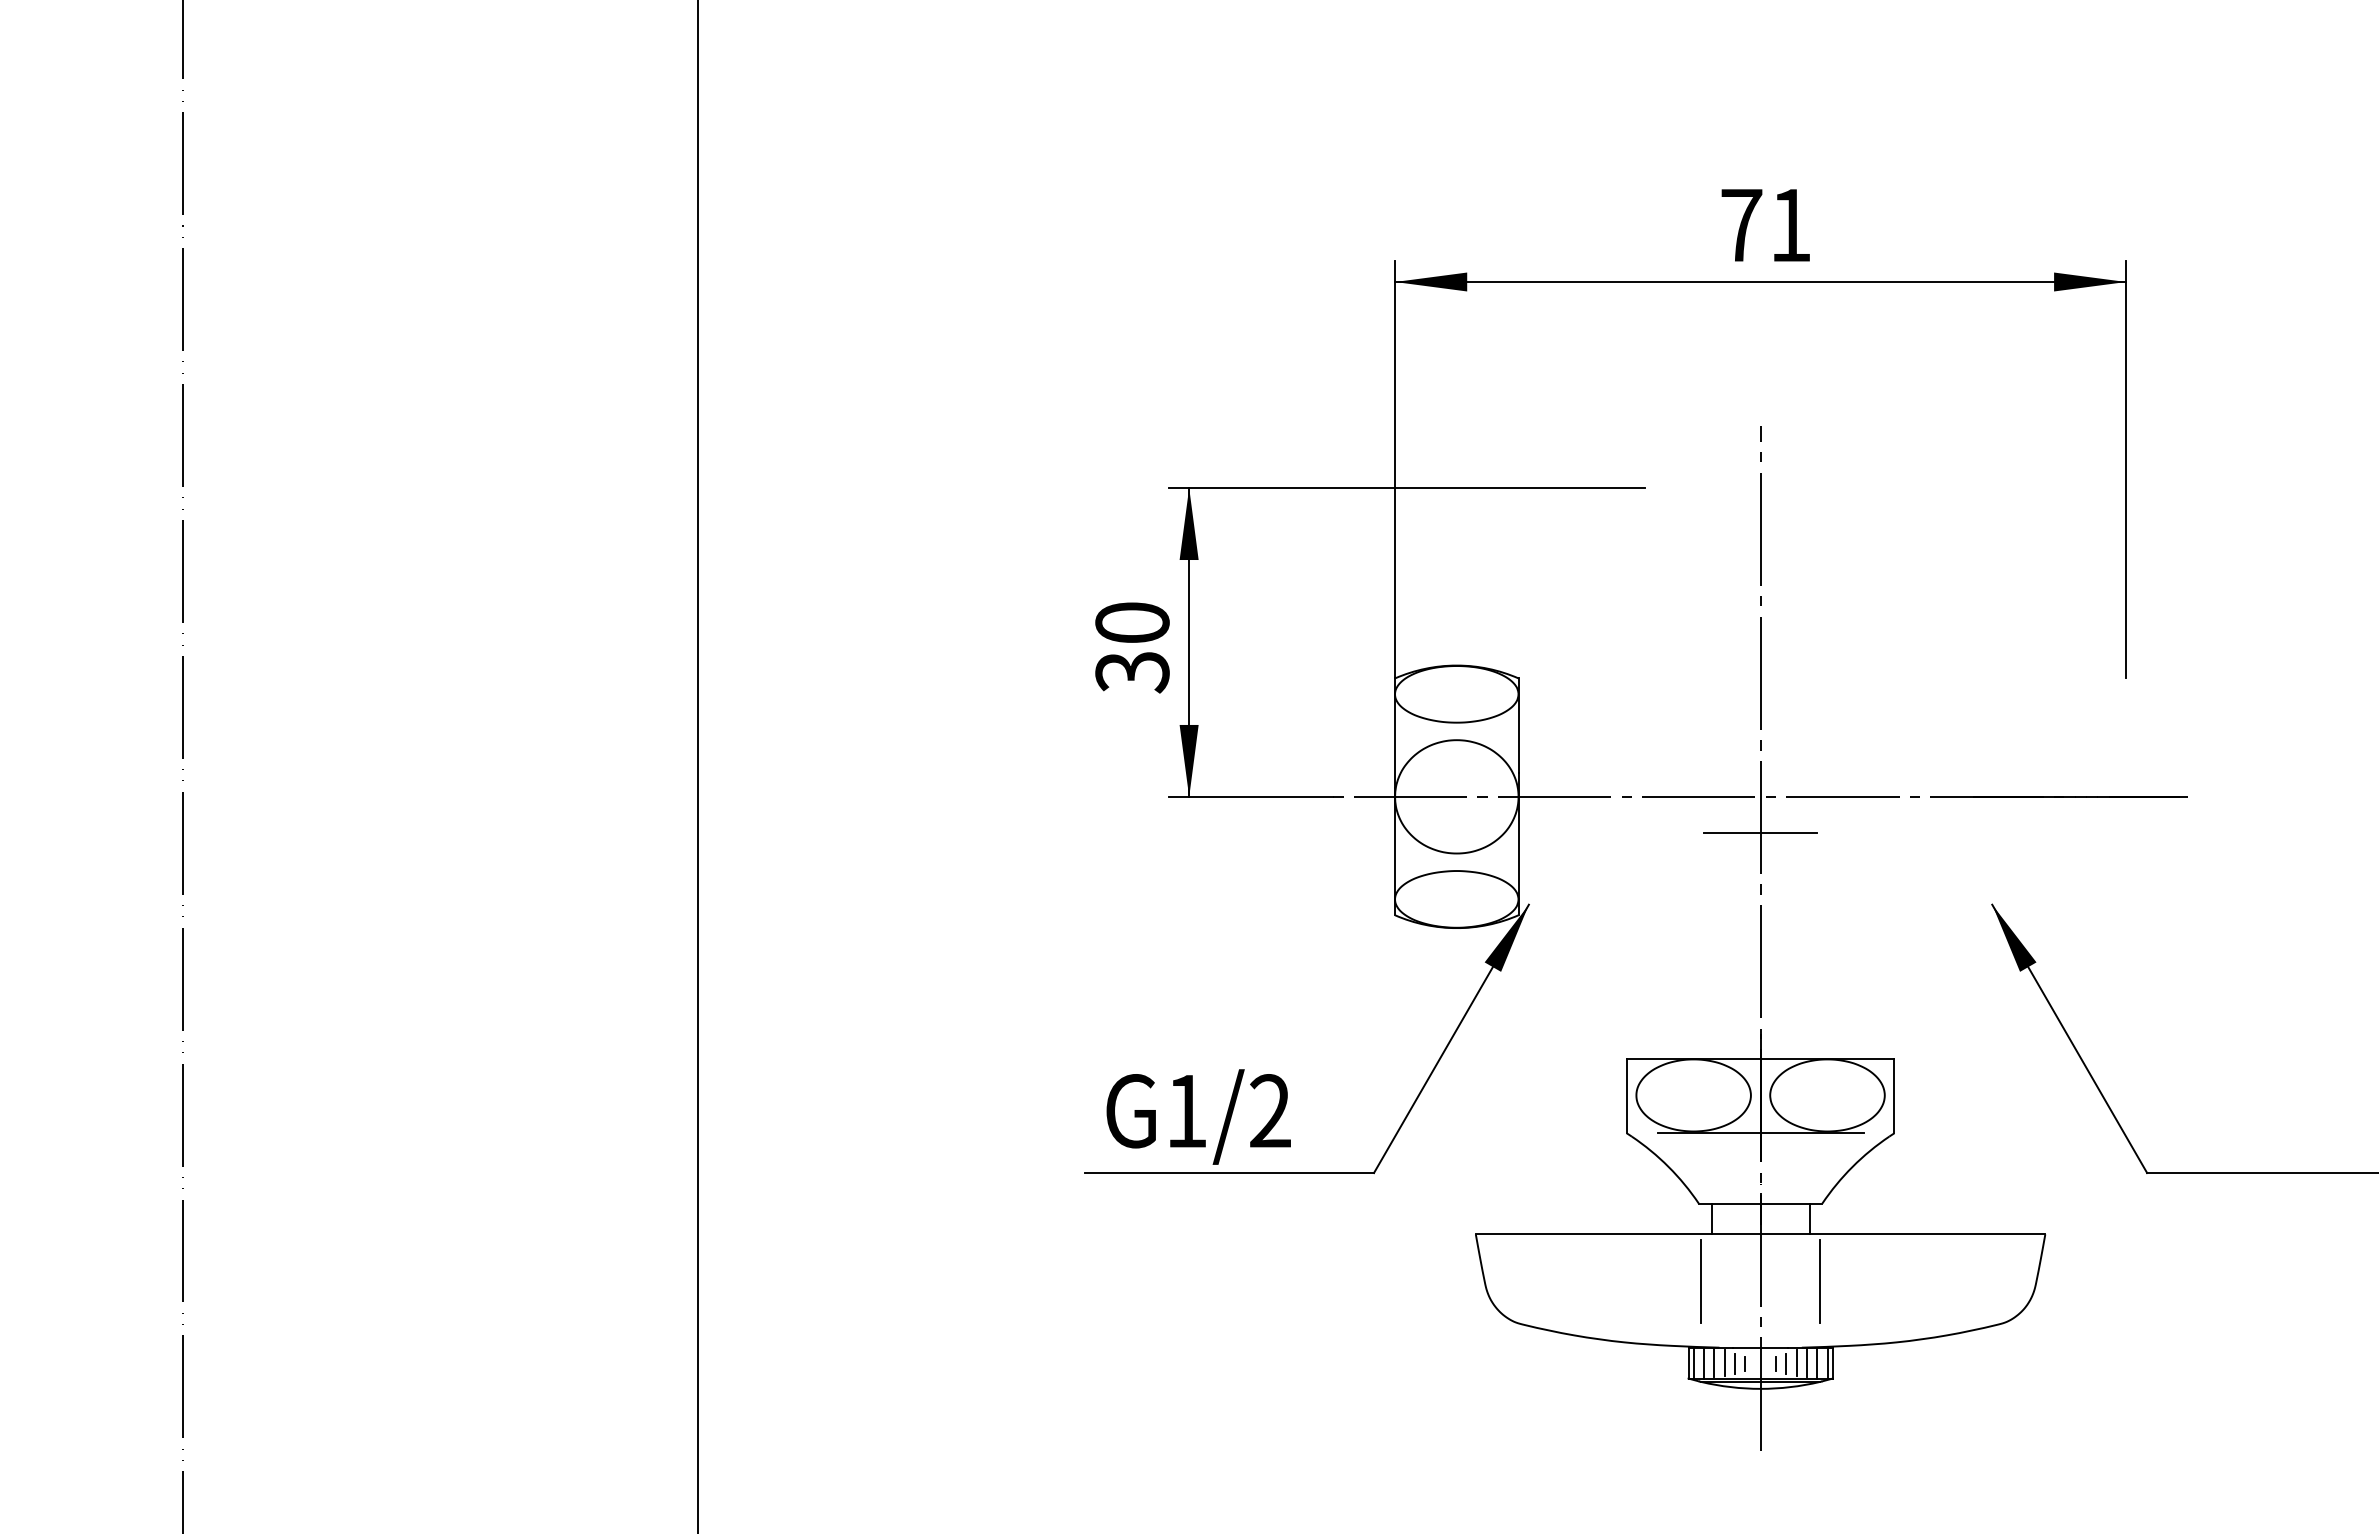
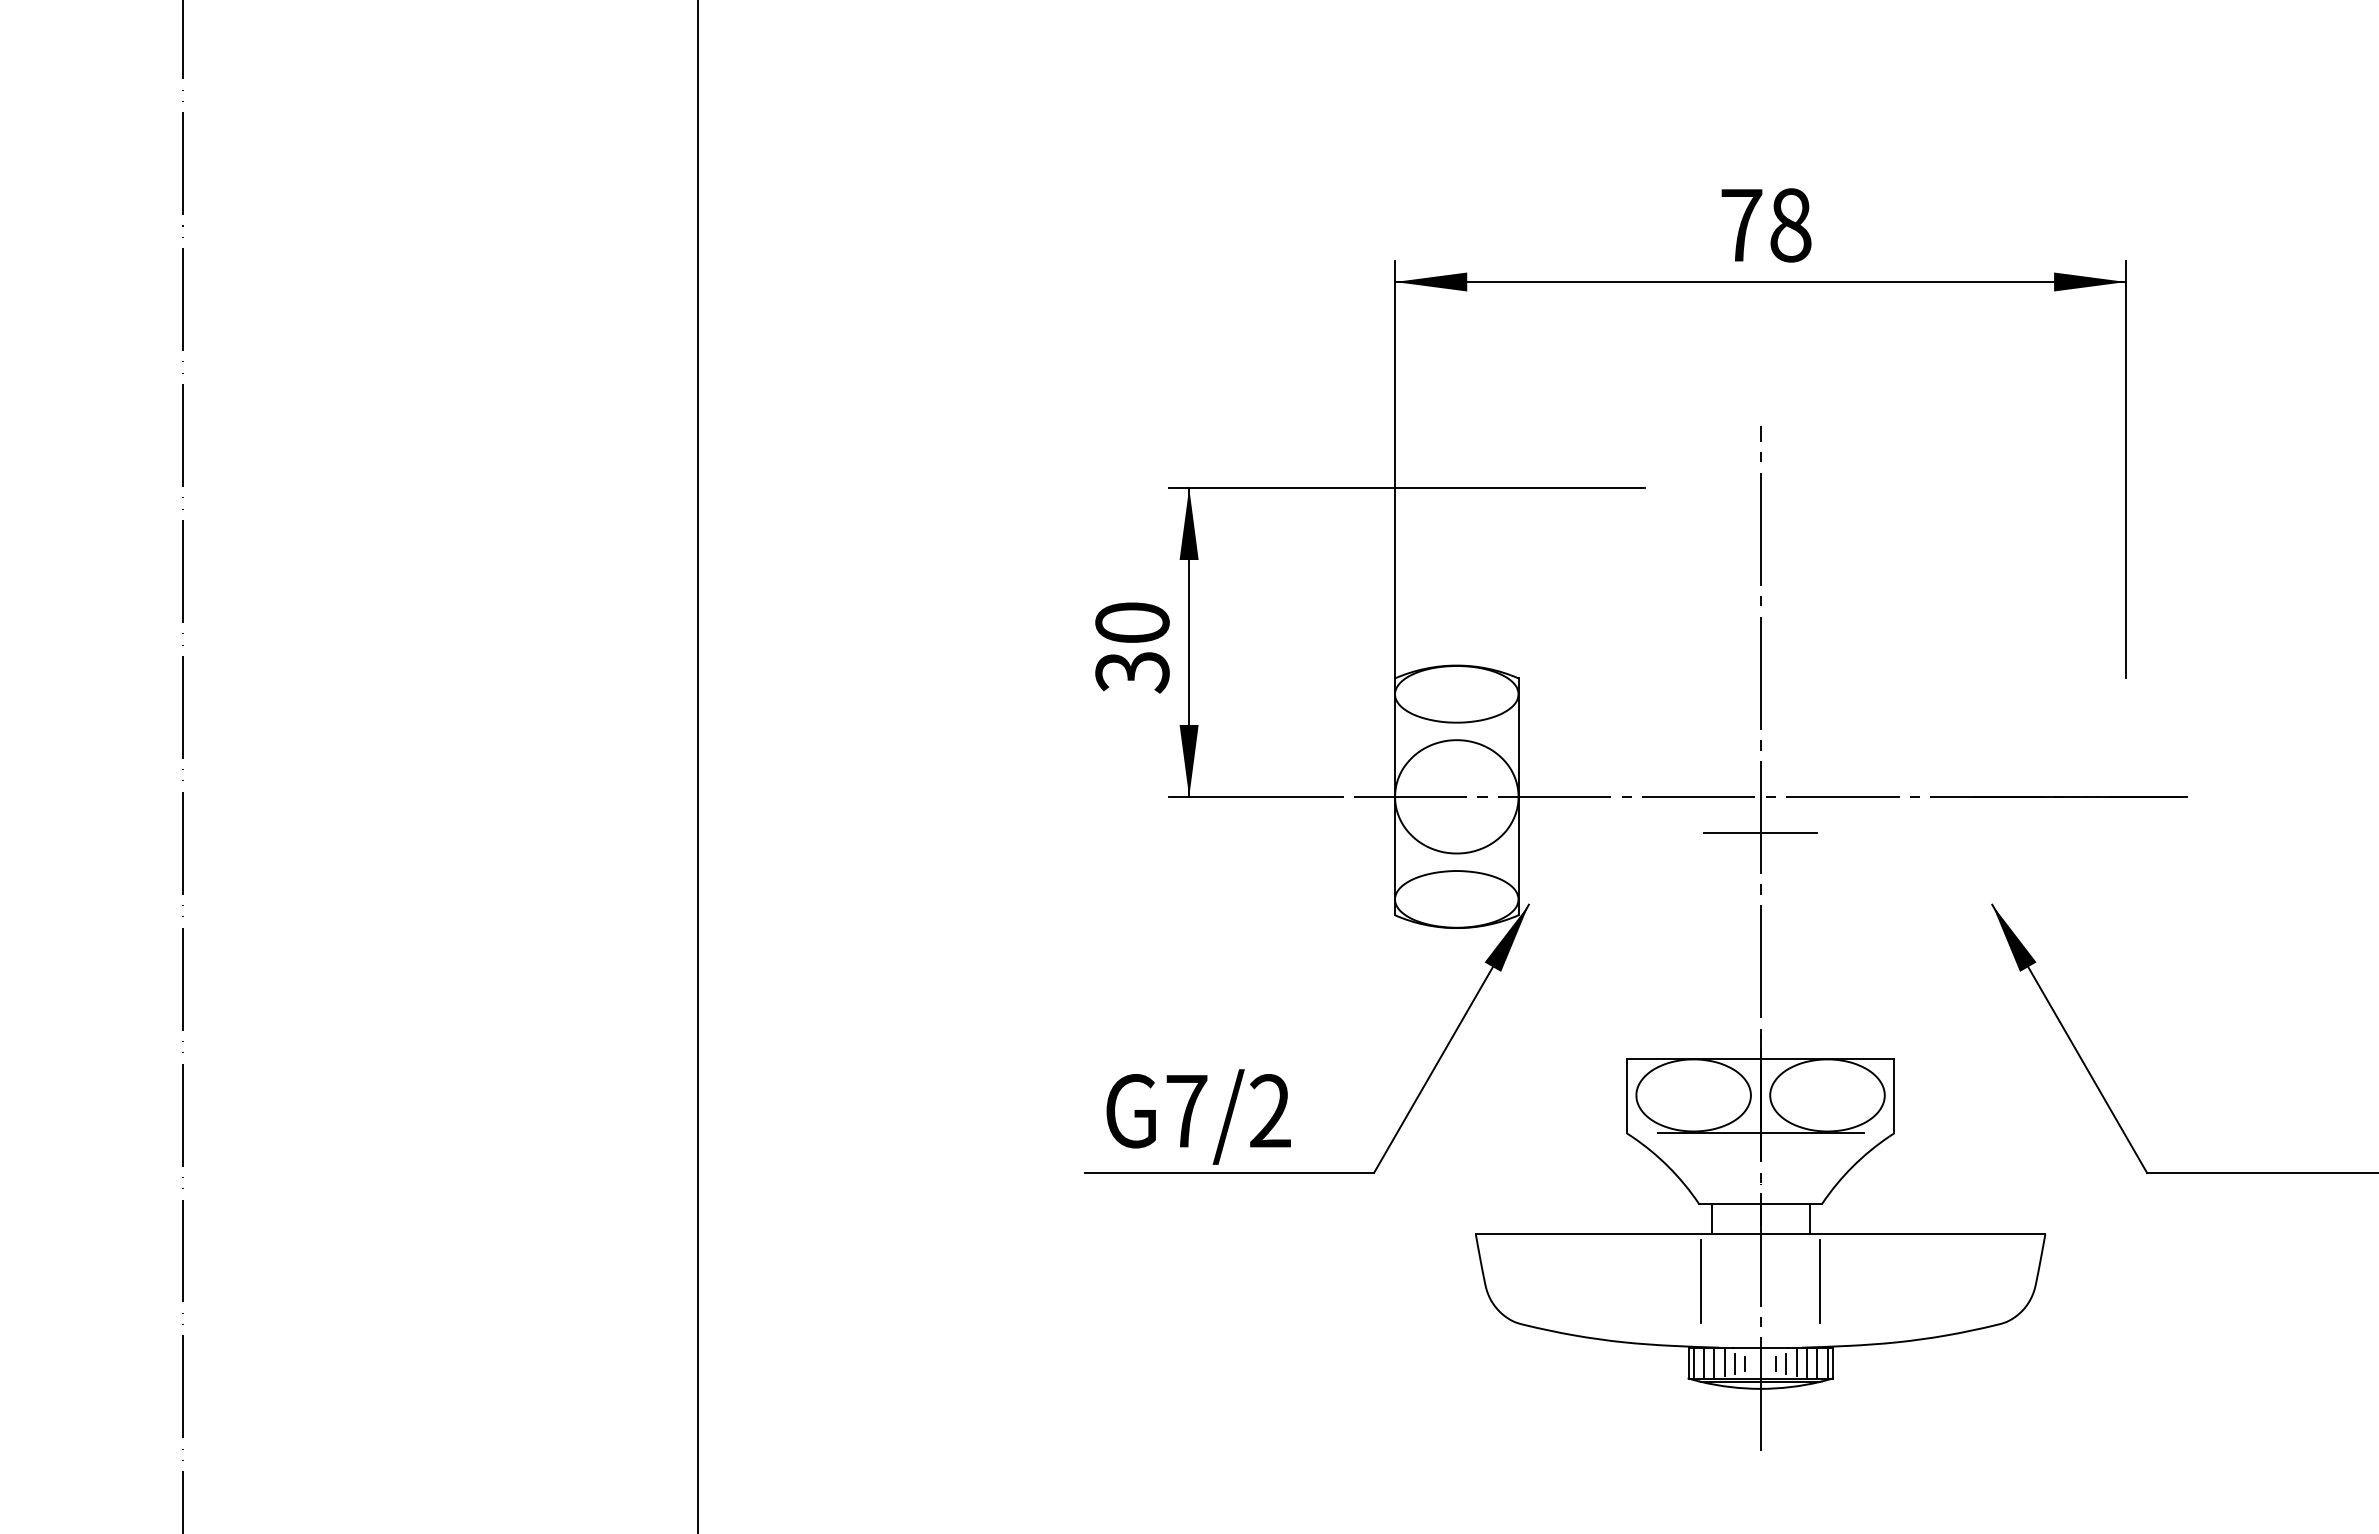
text: 71 -> 78 (1790, 225)
text: G1/2 -> G7/2 (1186, 1111)
